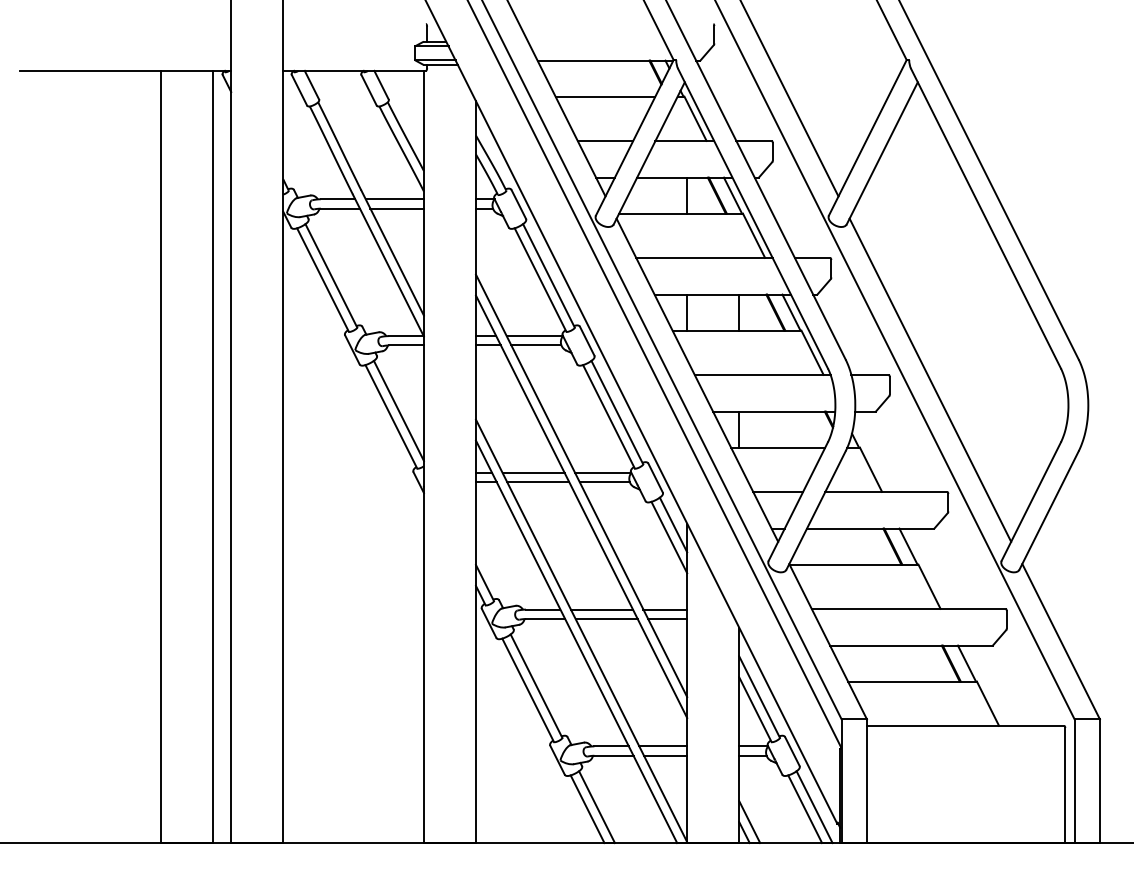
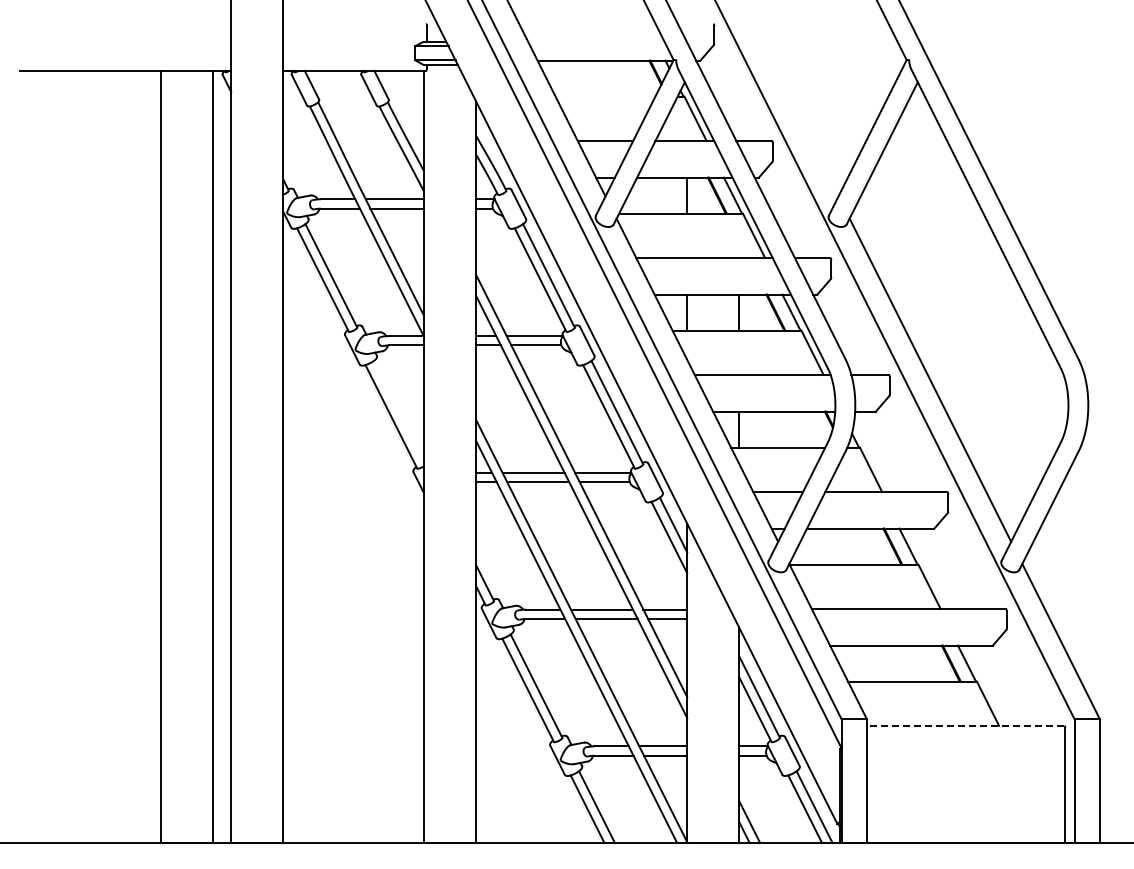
line: present -> none (605, 96)
line: present -> none (789, 99)
line: present -> none (398, 410)
line: solid -> dashed (965, 726)
